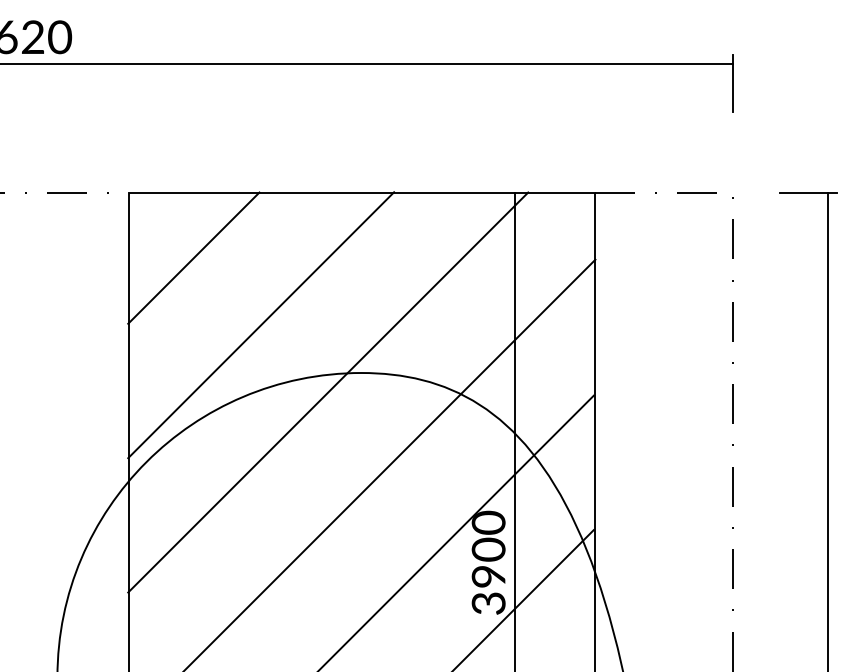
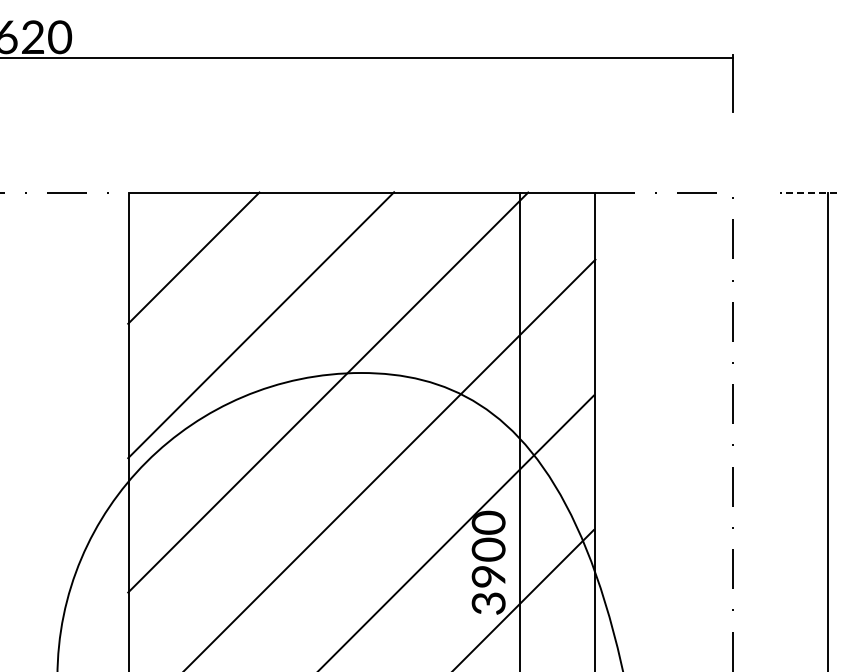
line position: (367, 63) -> (367, 57) (367, 57)
line: solid -> dashed (808, 192)
line position: (514, 430) -> (519, 430) (519, 430)
